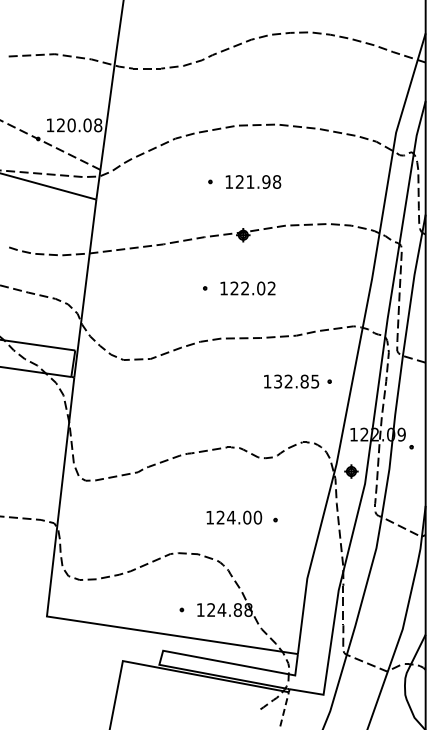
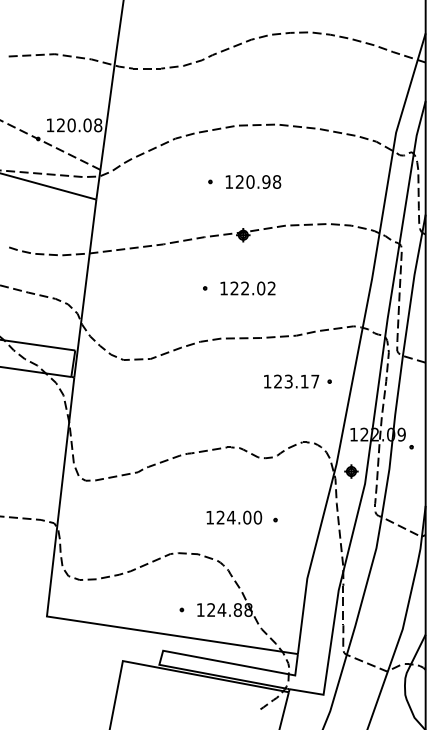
text: 121.98 -> 120.98 (250, 181)
text: 132.85 -> 123.17 (296, 381)
line: dashed -> solid (284, 710)
